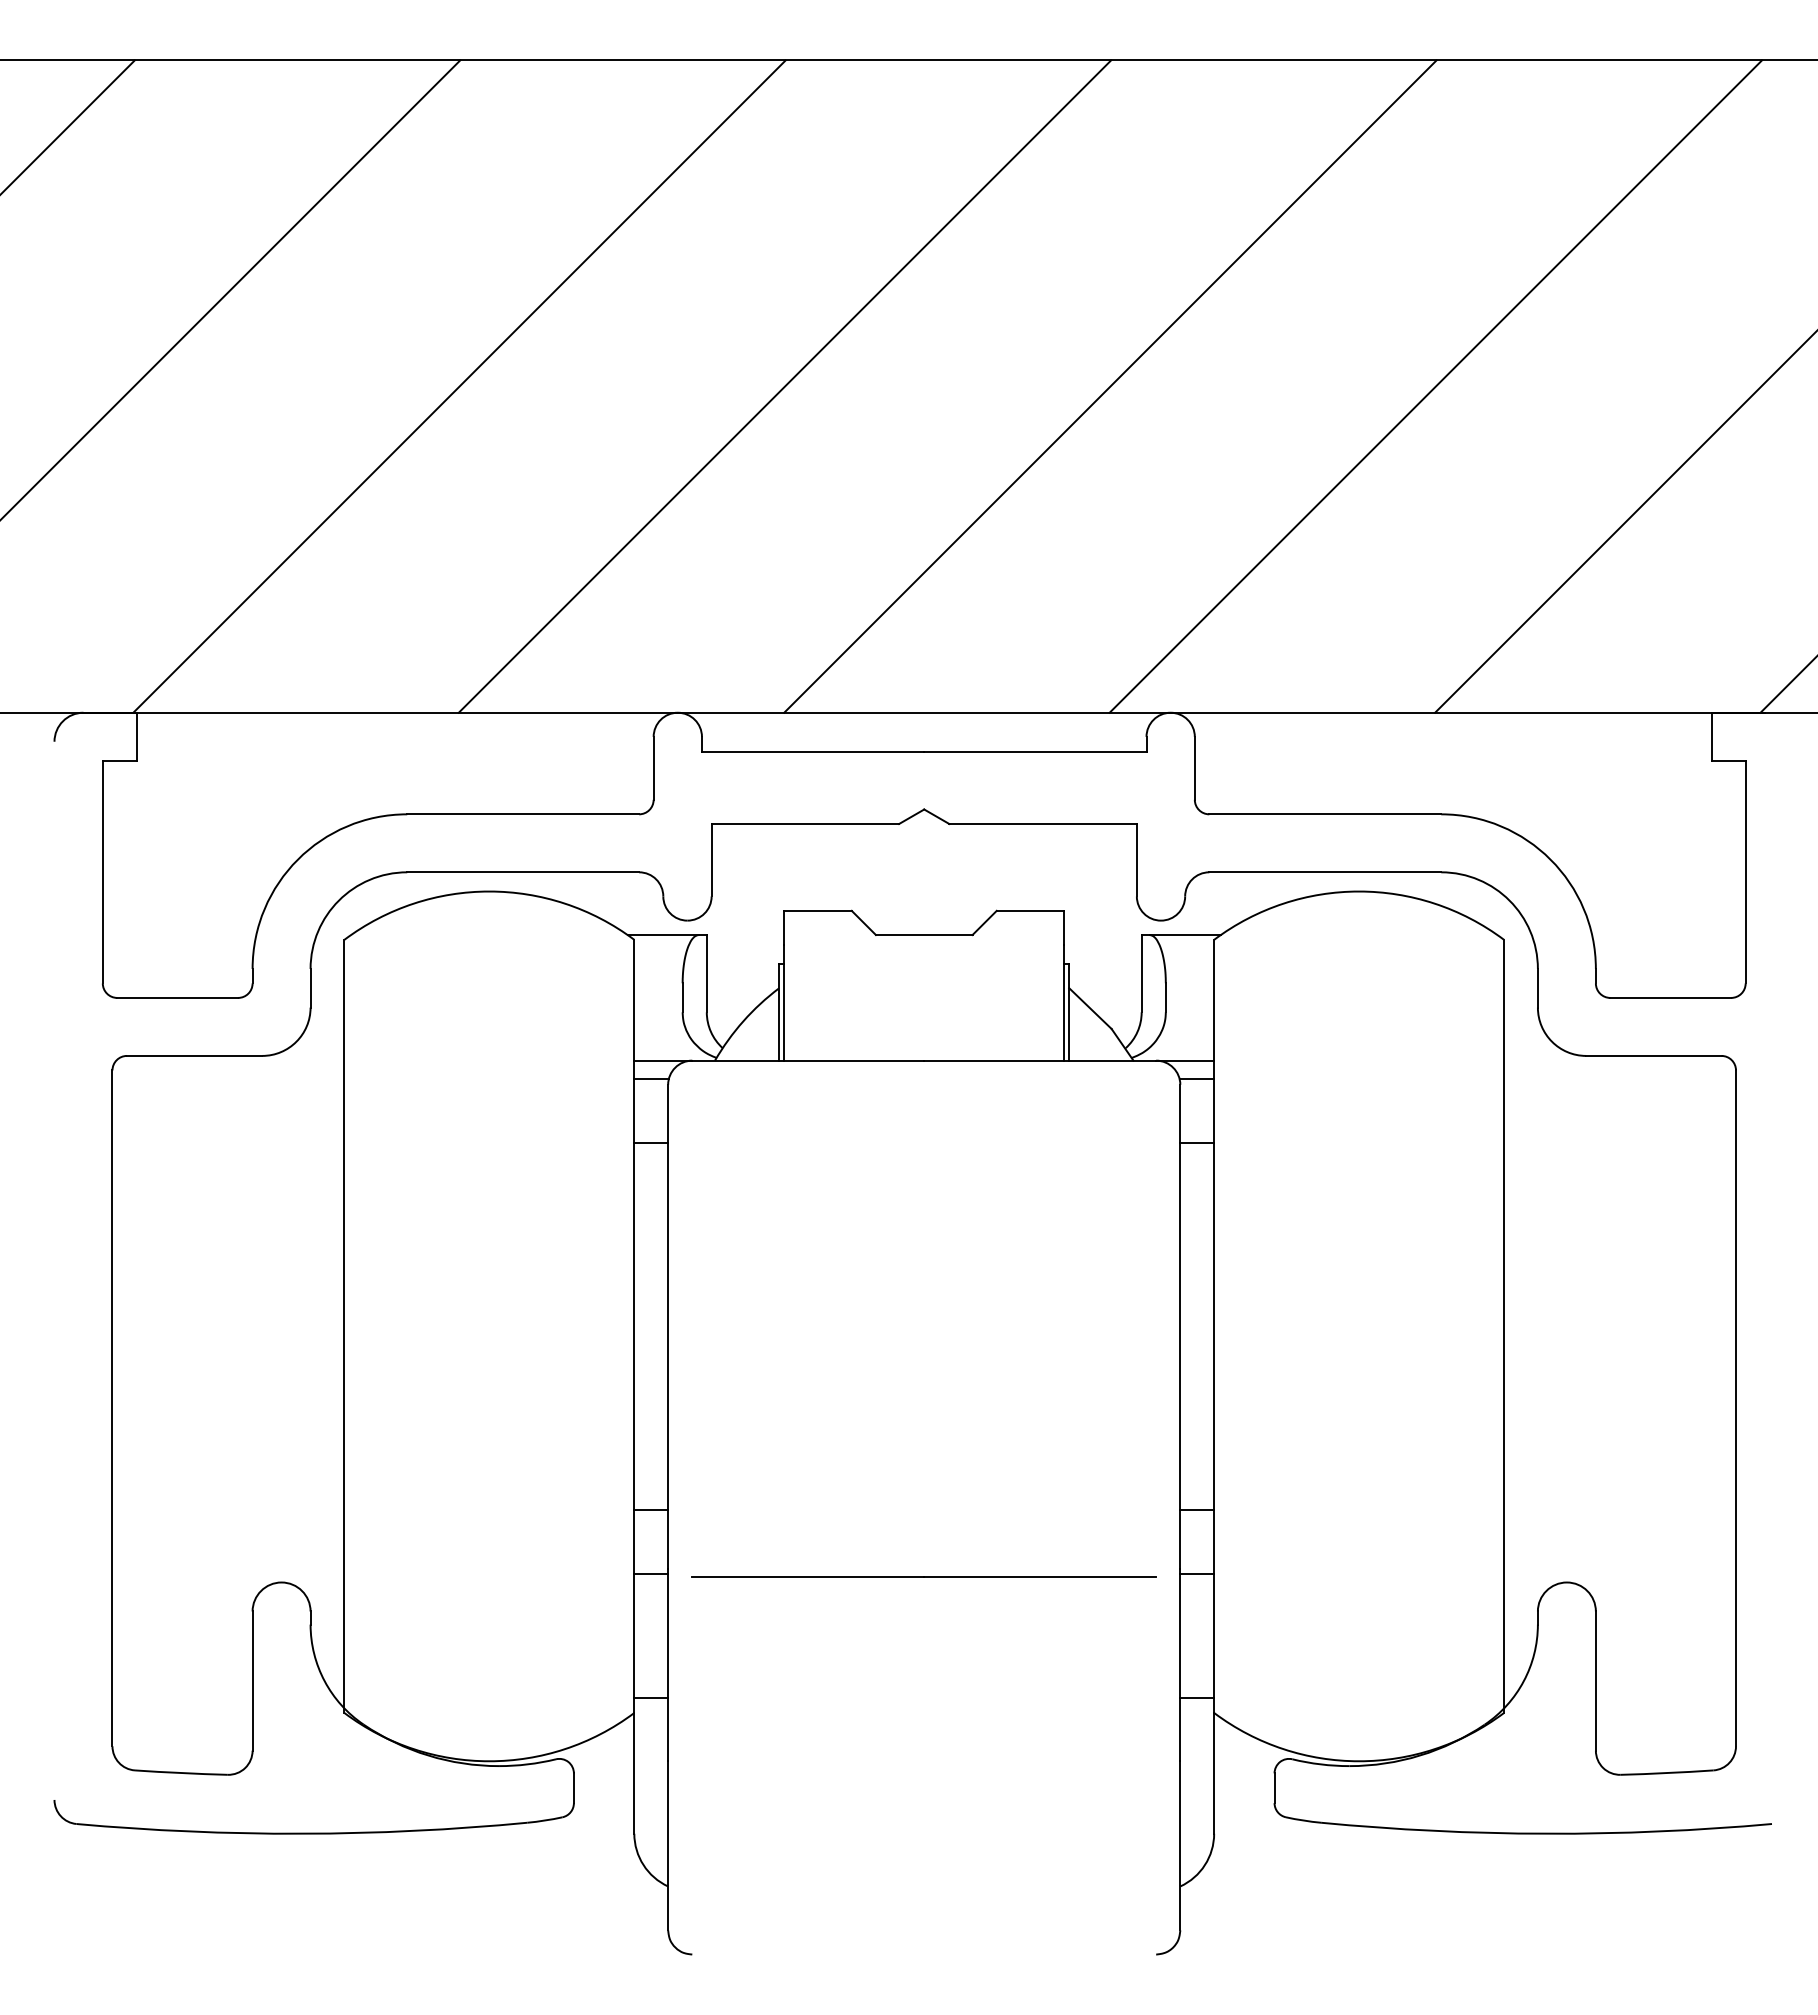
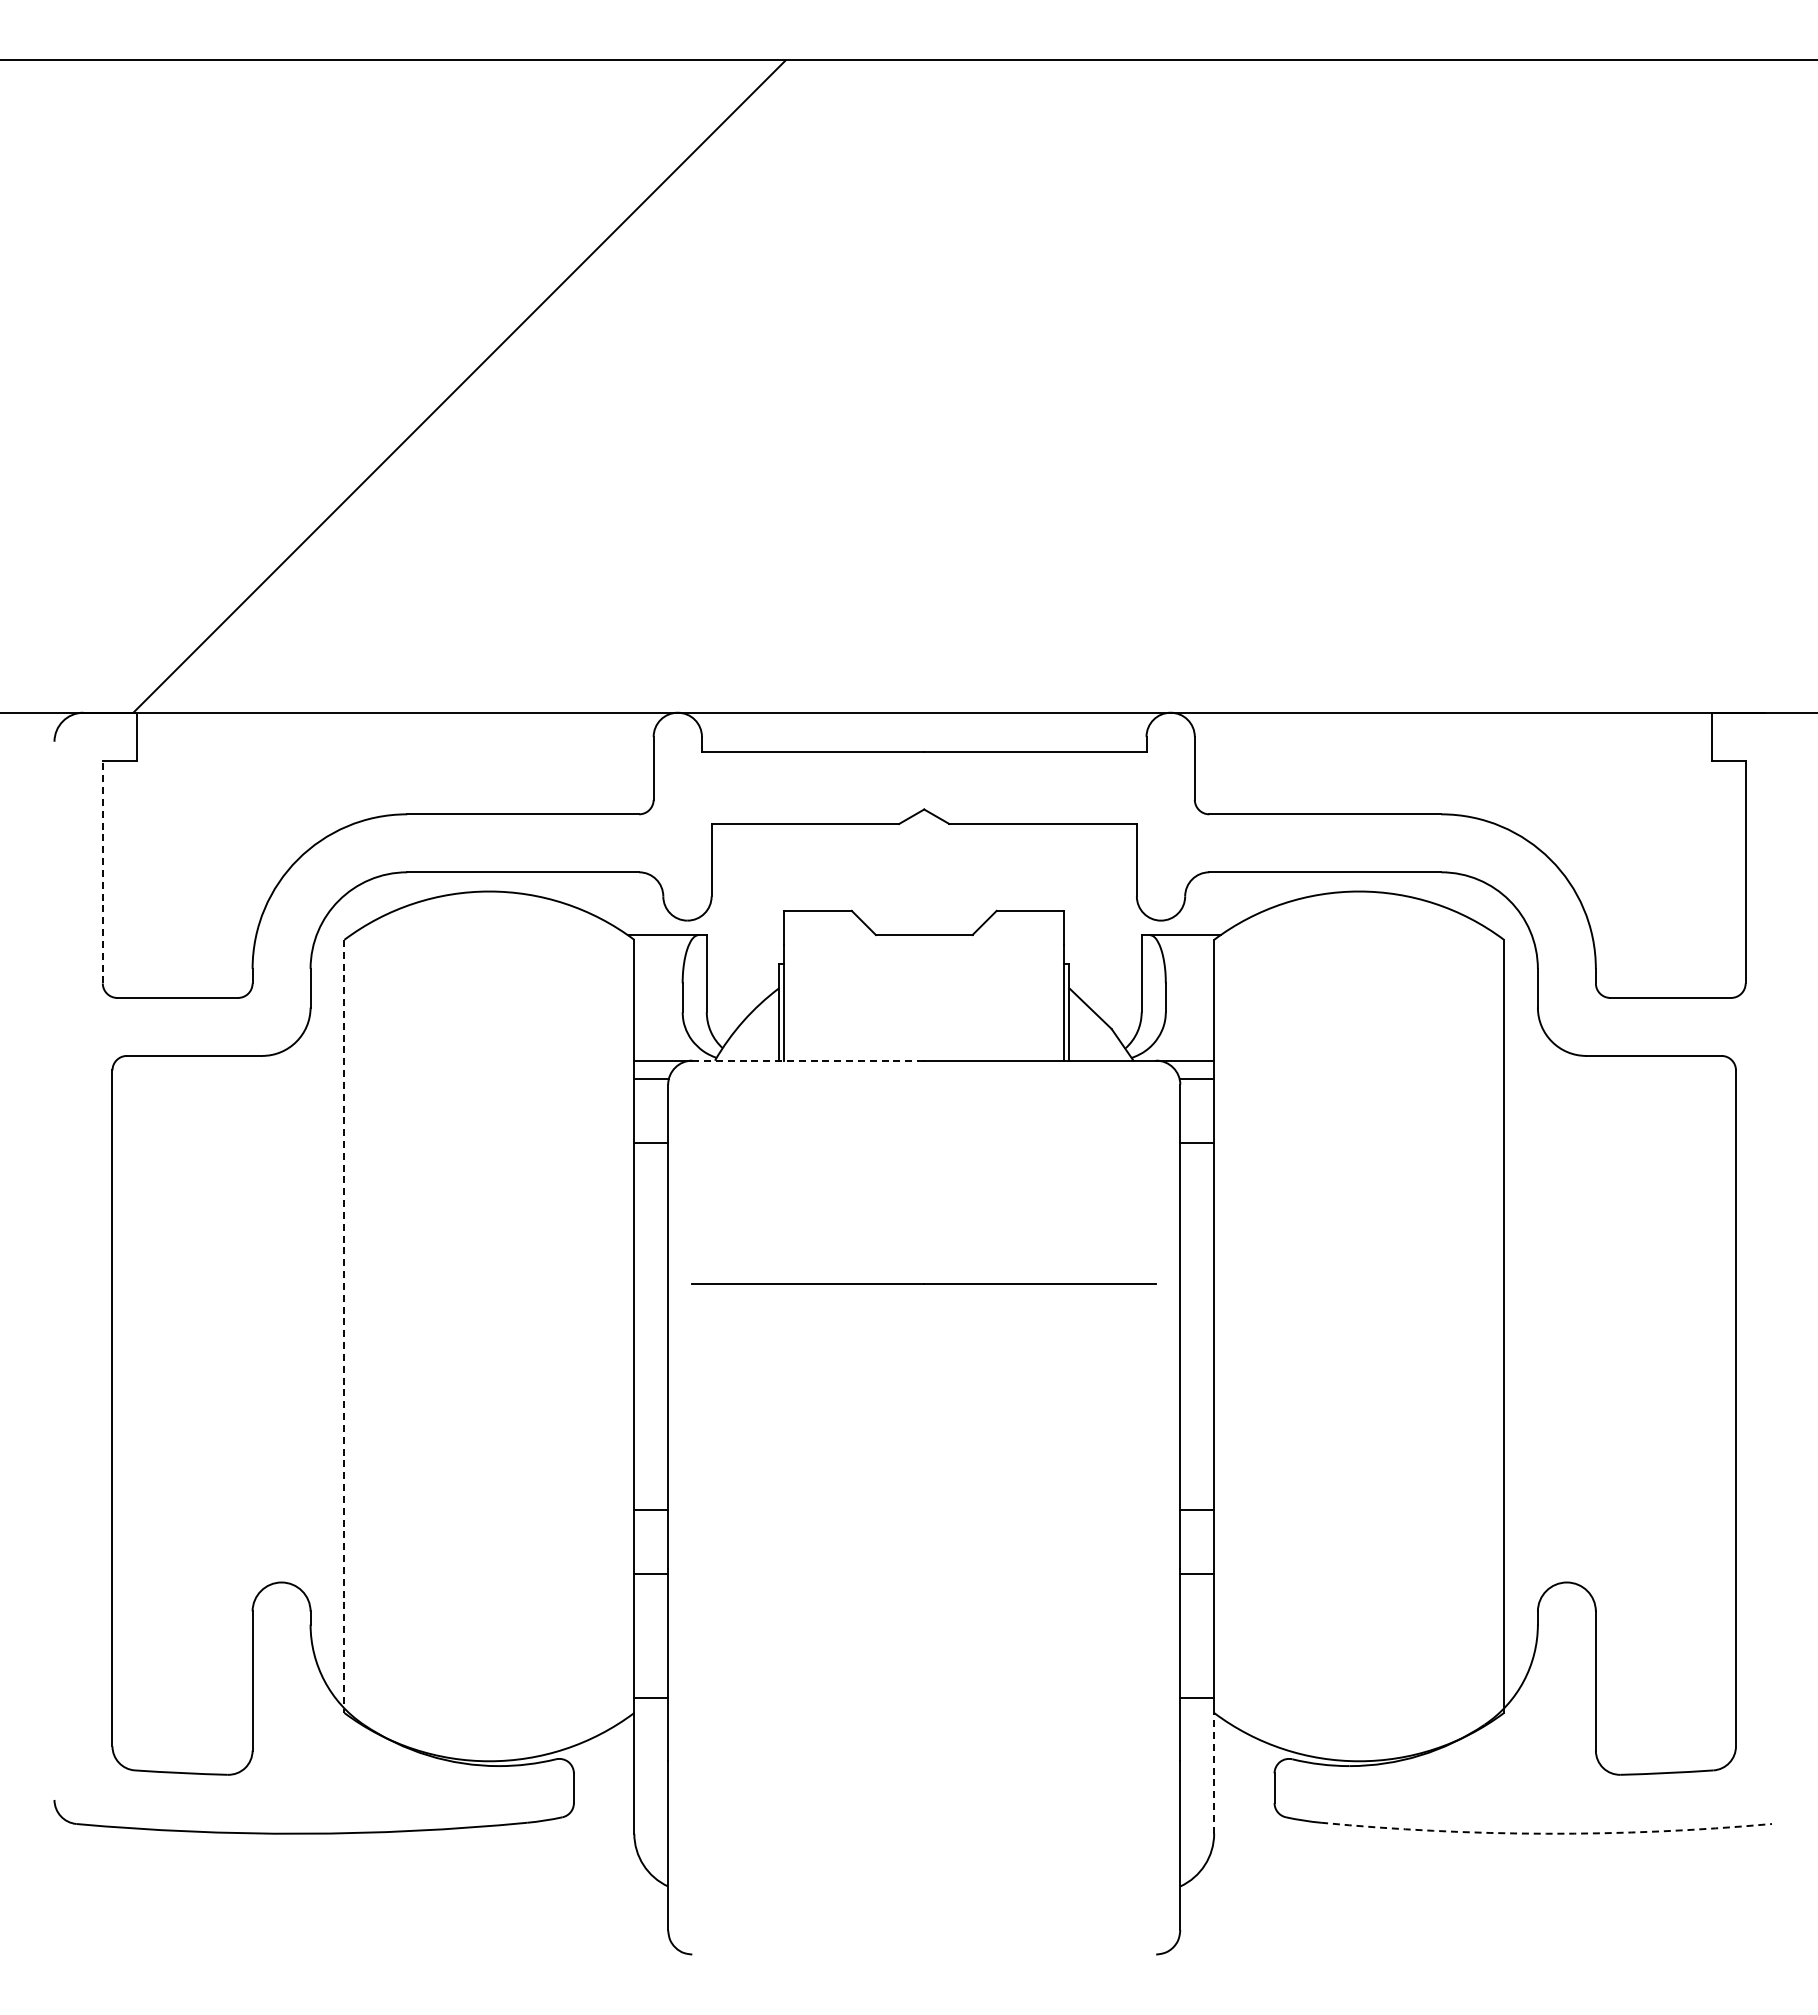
line: present -> none (68, 126)
line: present -> none (231, 289)
line: present -> none (784, 386)
line: present -> none (1110, 386)
line: present -> none (1435, 386)
line: present -> none (1624, 522)
line: present -> none (1787, 685)
line: solid -> dashed (102, 871)
line: solid -> dashed (808, 1060)
line: solid -> dashed (344, 1326)
line position: (923, 1576) -> (923, 1283) (923, 1283)
line: solid -> dashed (1214, 1772)
arc: solid -> dashed (1546, 1833)
